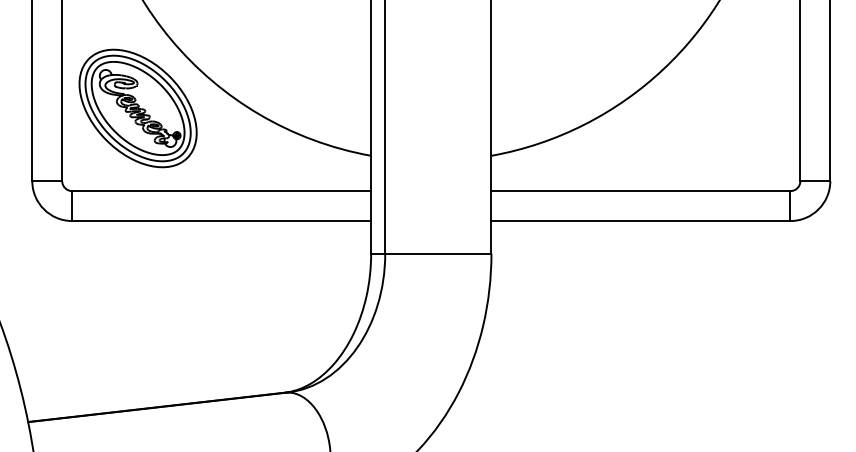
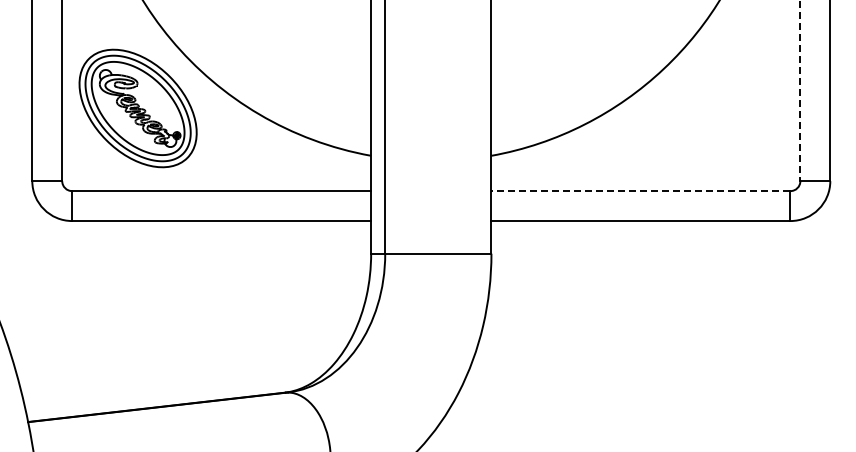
line: solid -> dashed (800, 91)
line: solid -> dashed (640, 191)
